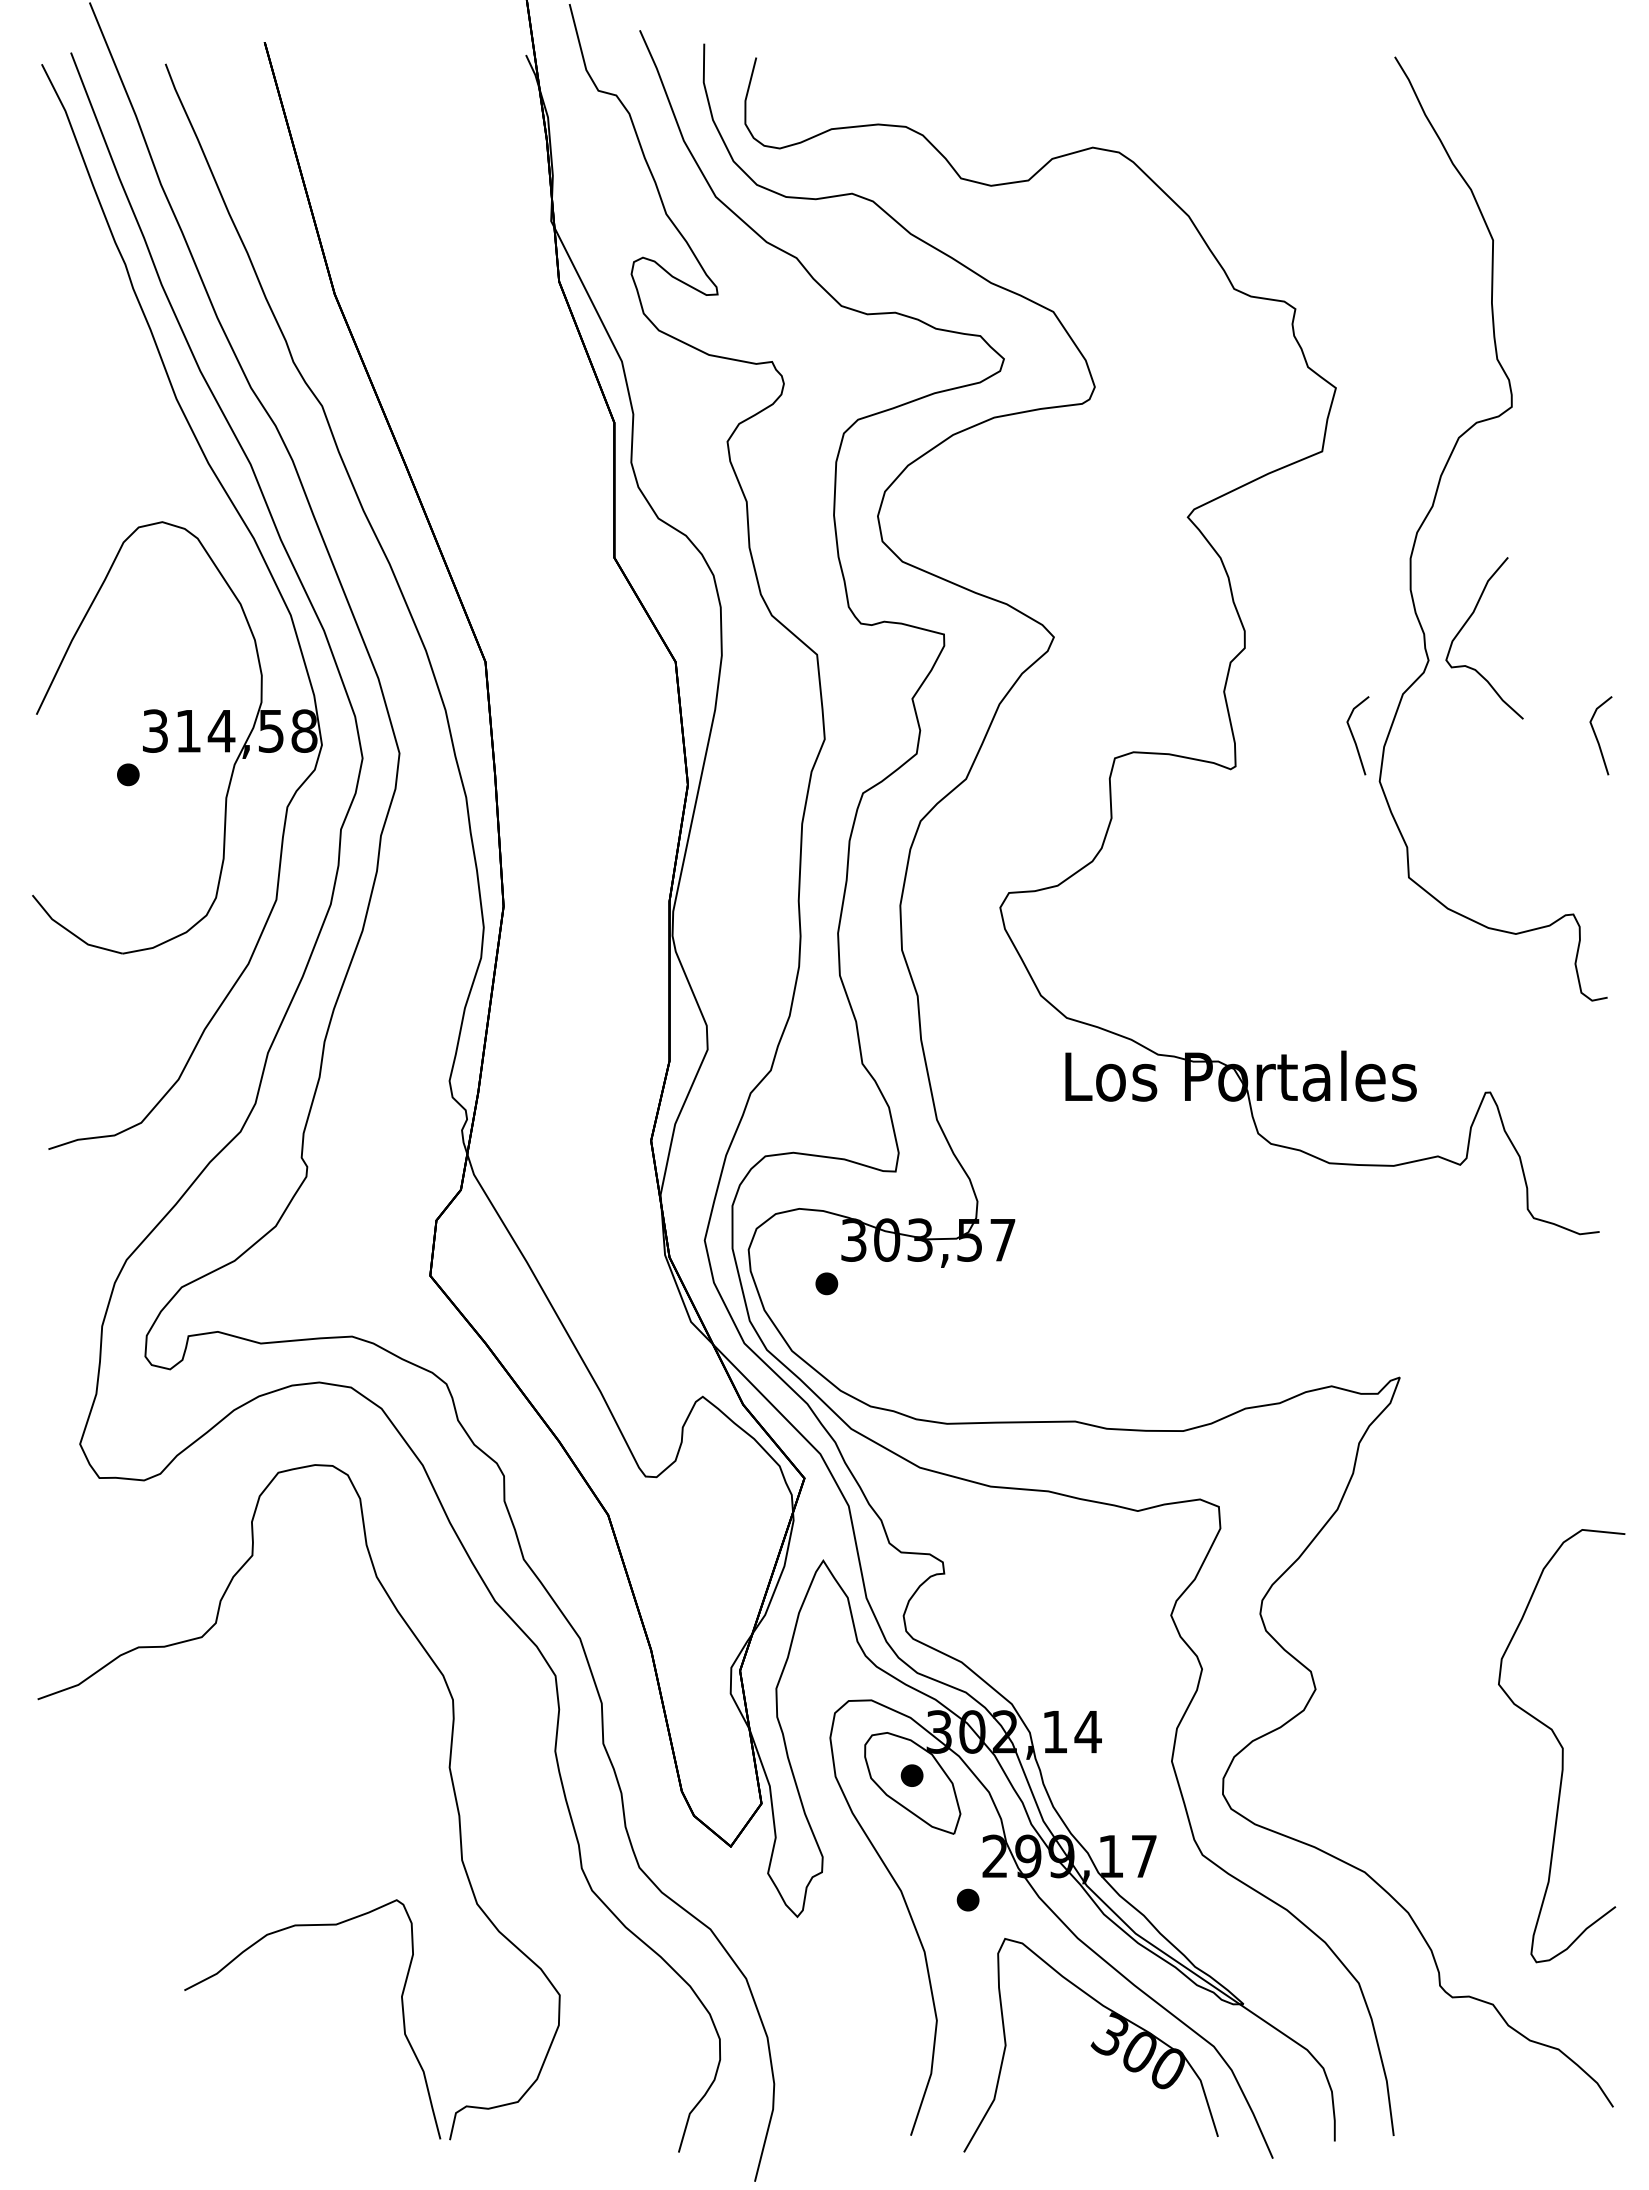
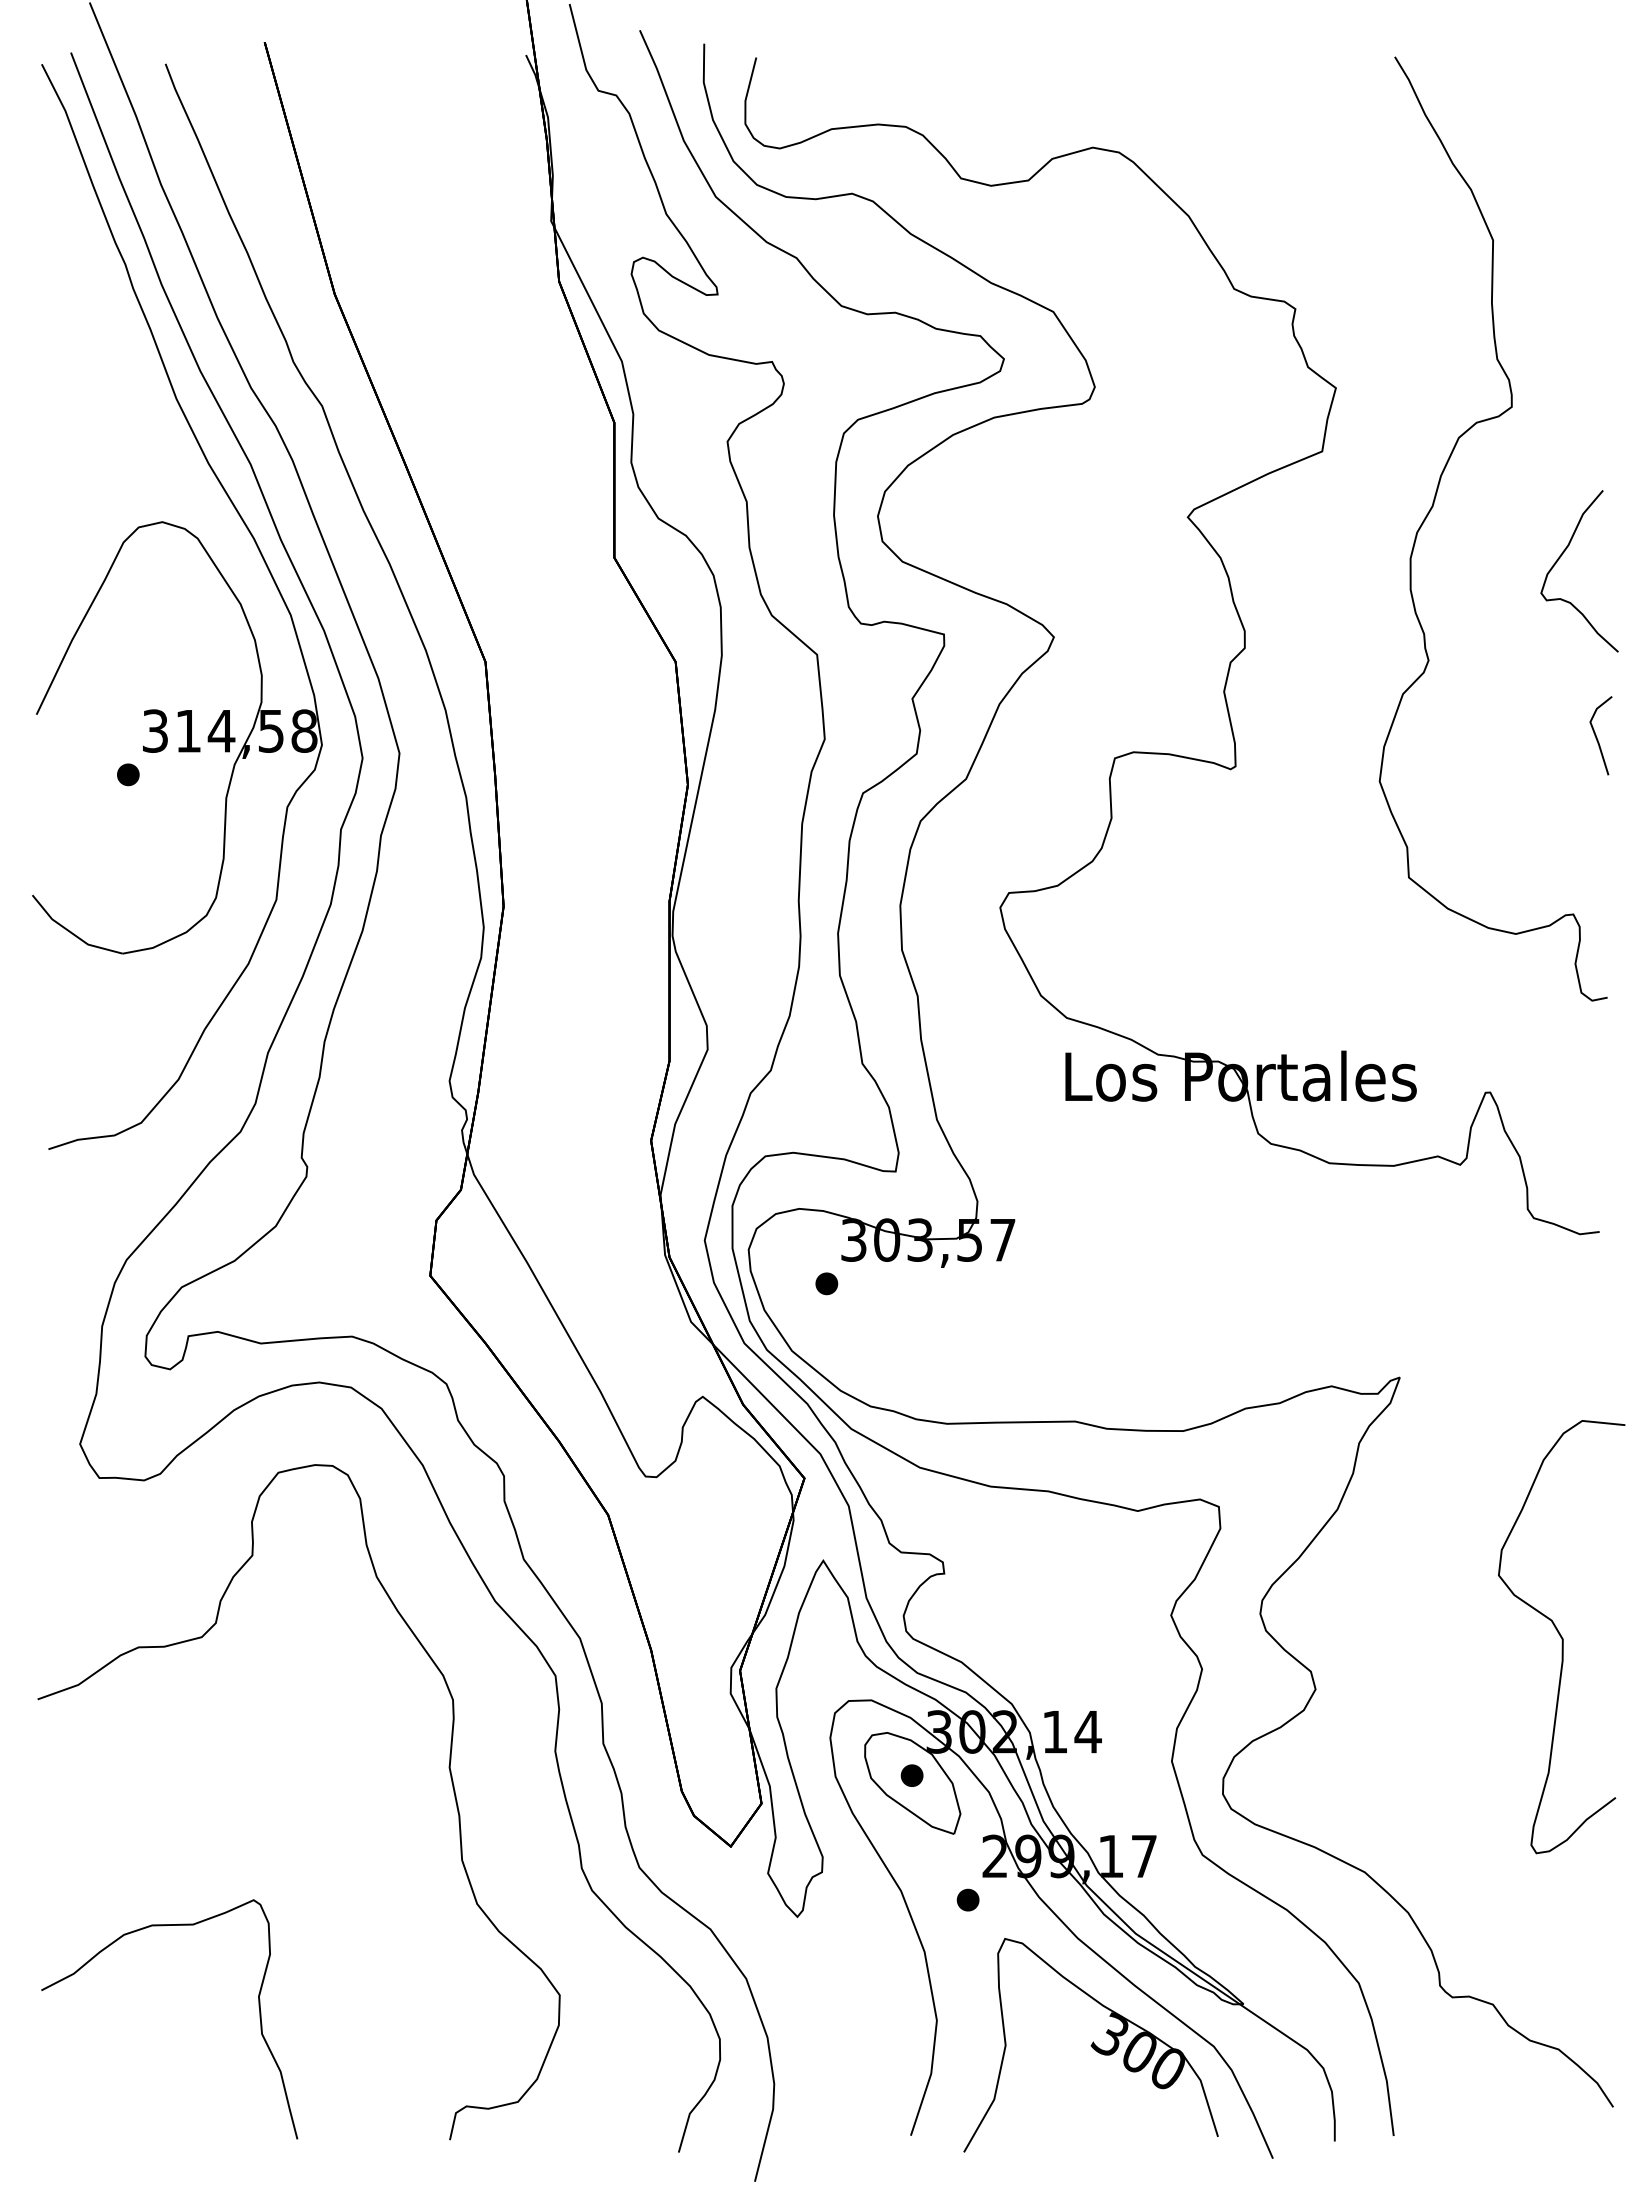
curve position: (1465, 625) -> (1560, 558) (1560, 558)
line: present -> none (1354, 737)
curve position: (1561, 1746) -> (1561, 1637) (1561, 1637)
curve position: (401, 2006) -> (258, 2006) (258, 2006)
